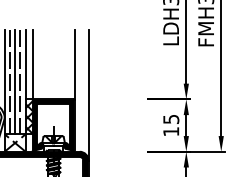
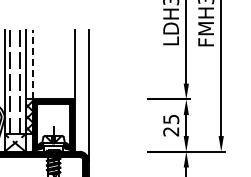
line: solid -> dashed (32, 64)
line: present -> none (15, 81)
text: 15 -> 25 (170, 131)
